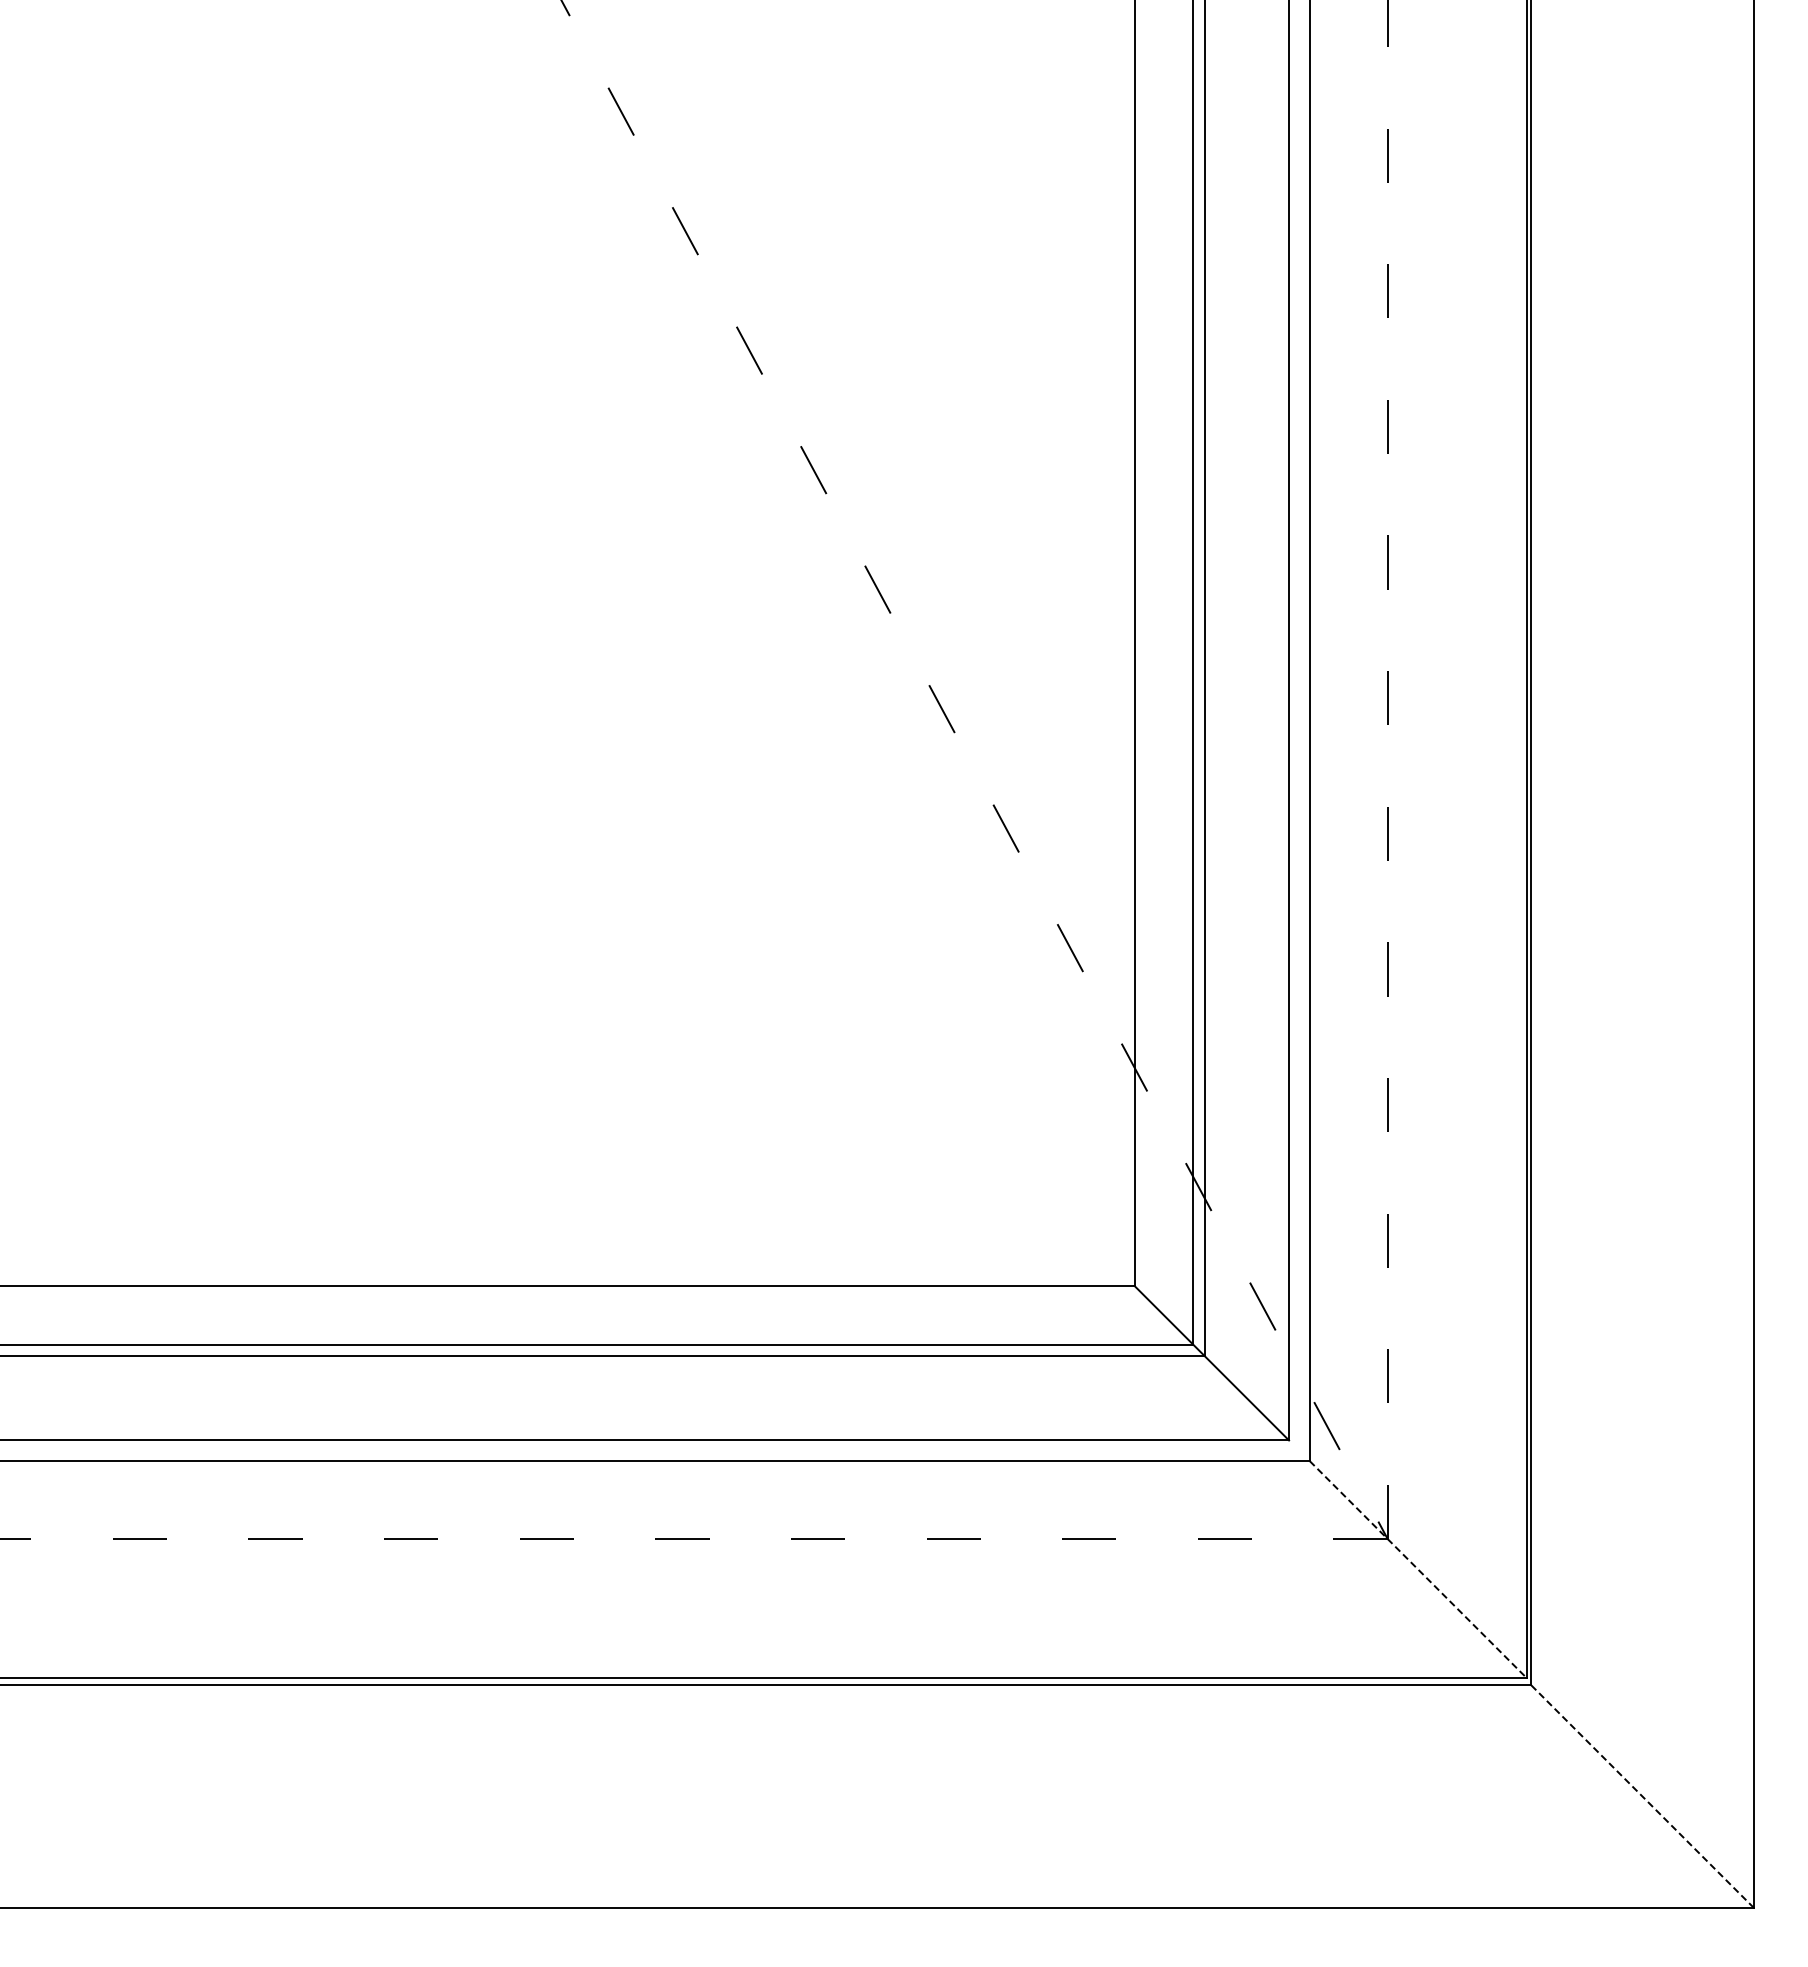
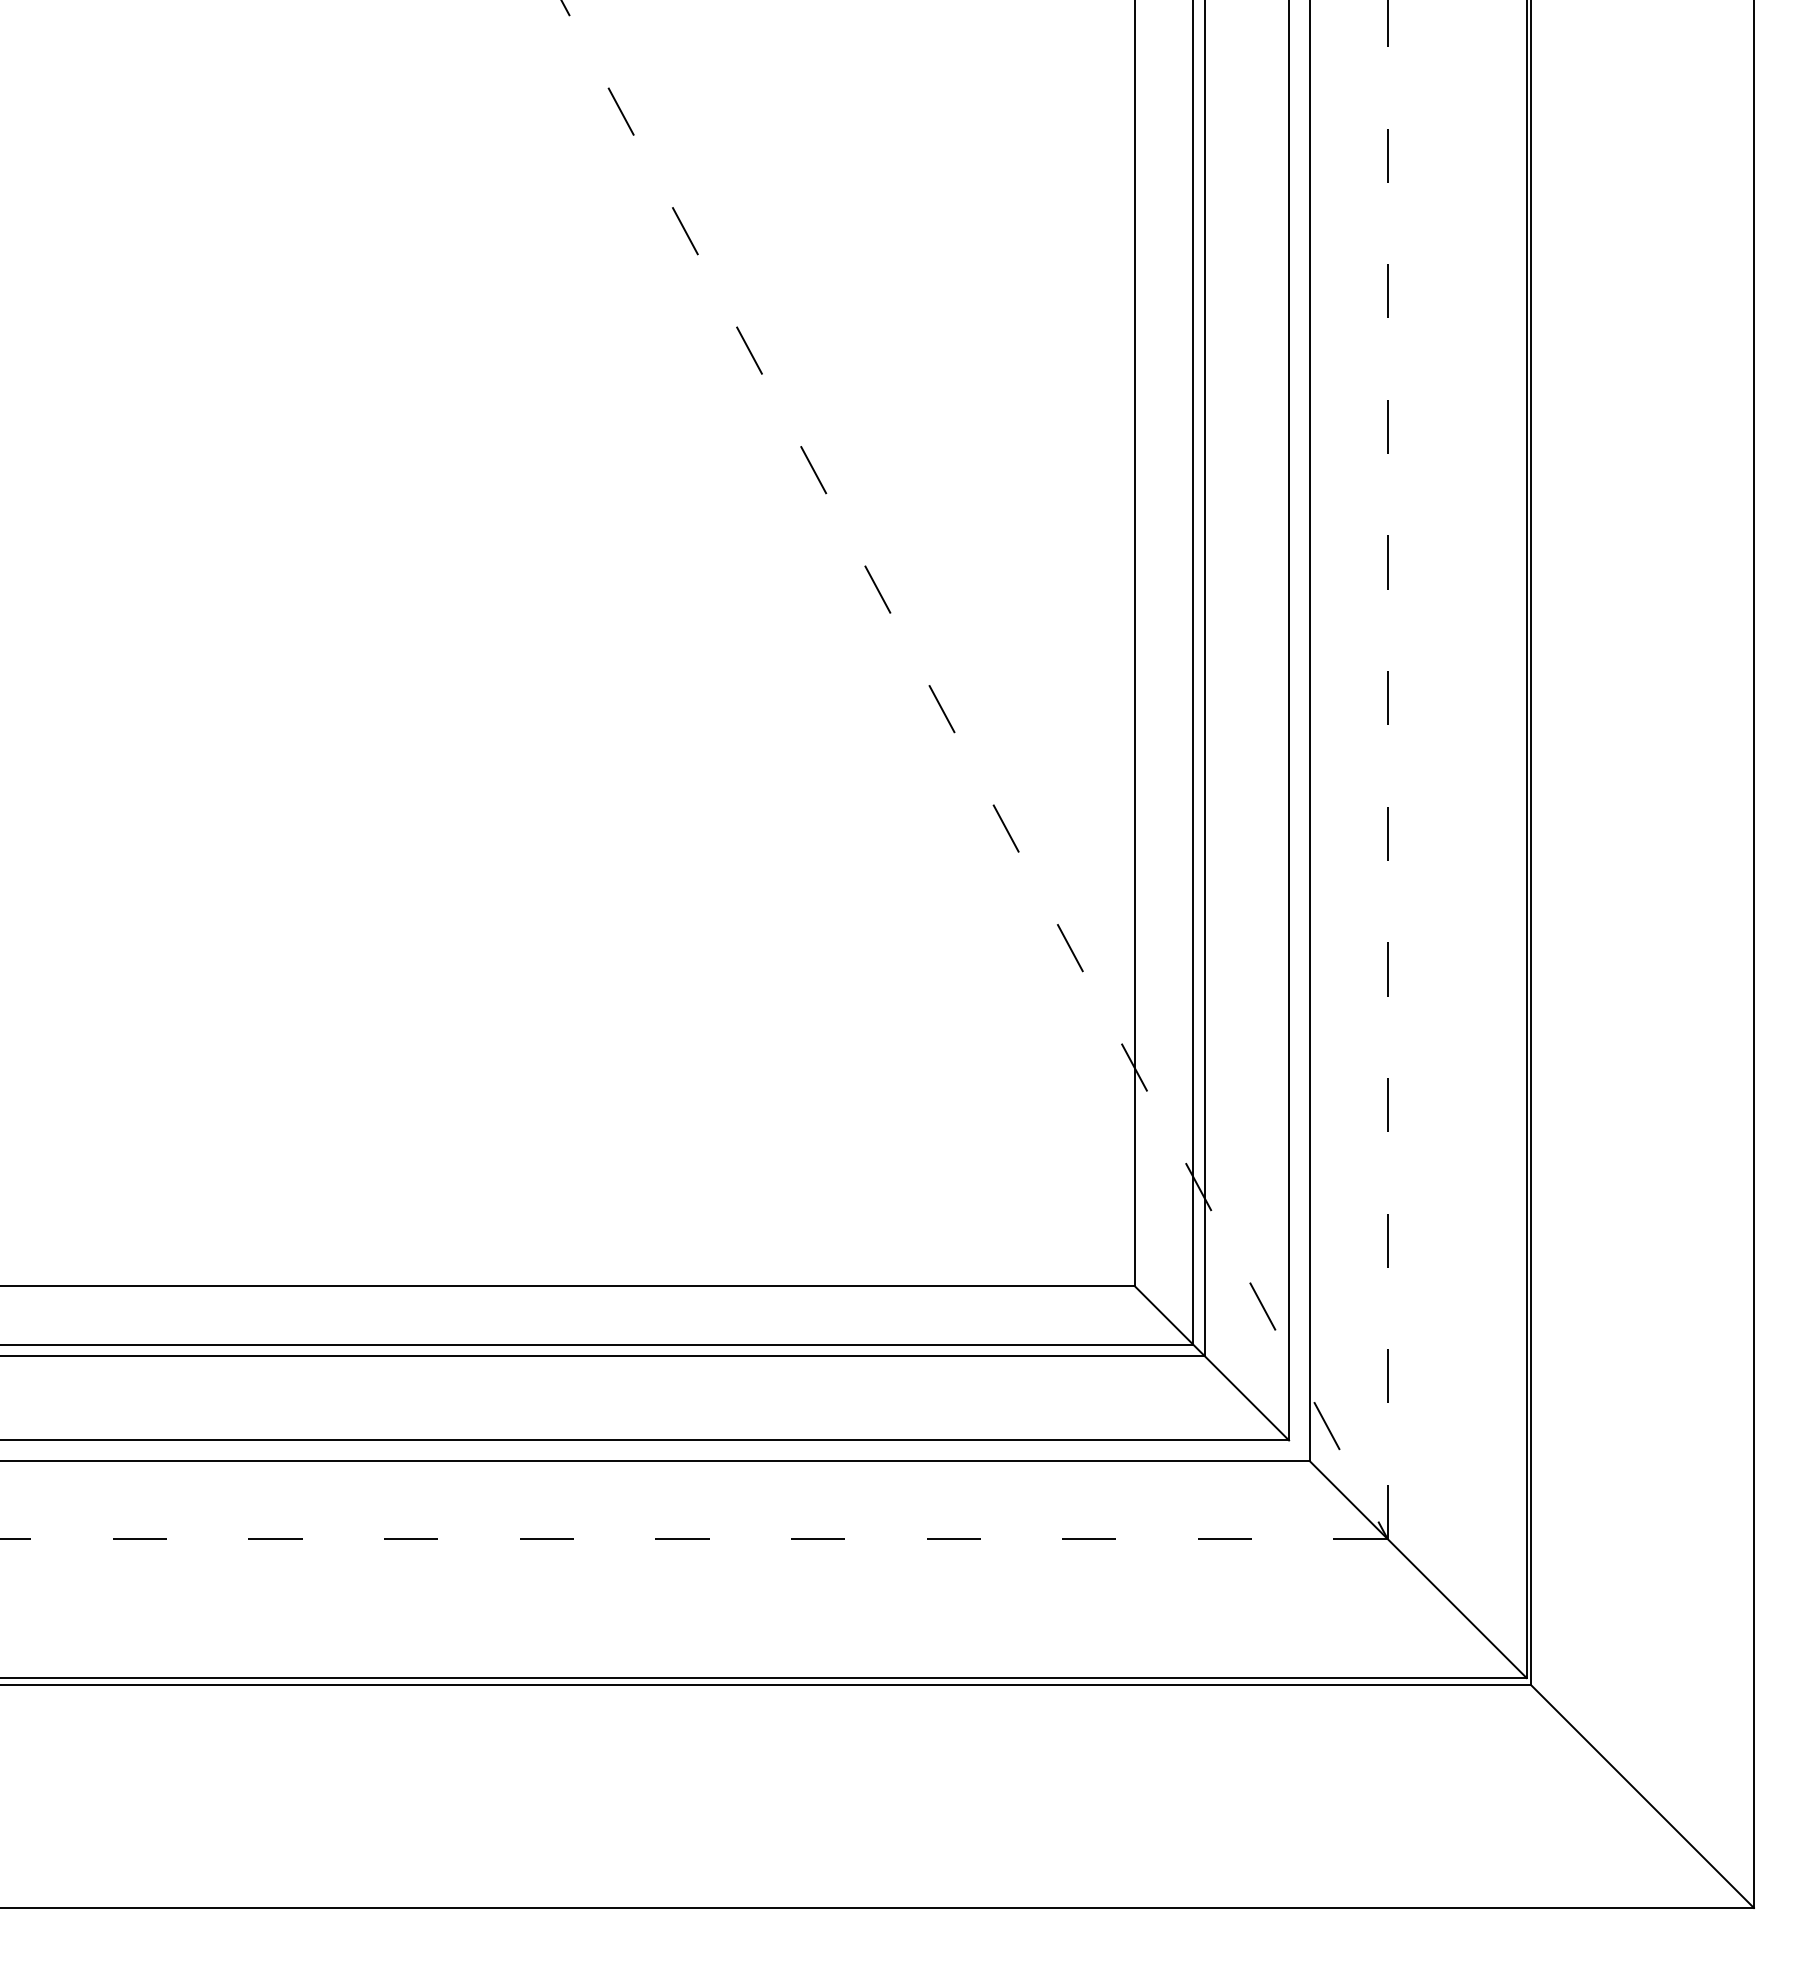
line: dashed -> solid (1418, 1569)
line: dashed -> solid (1643, 1797)
